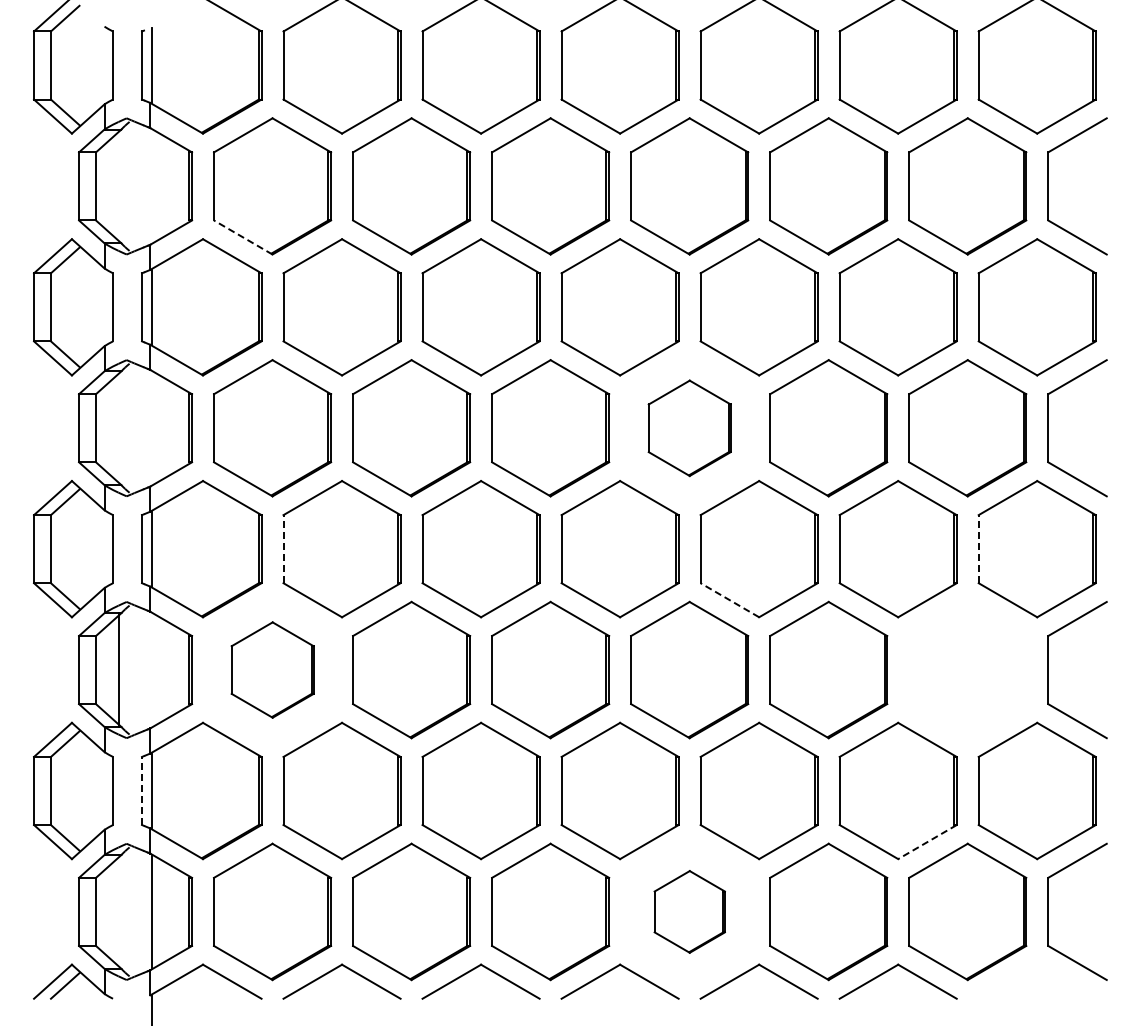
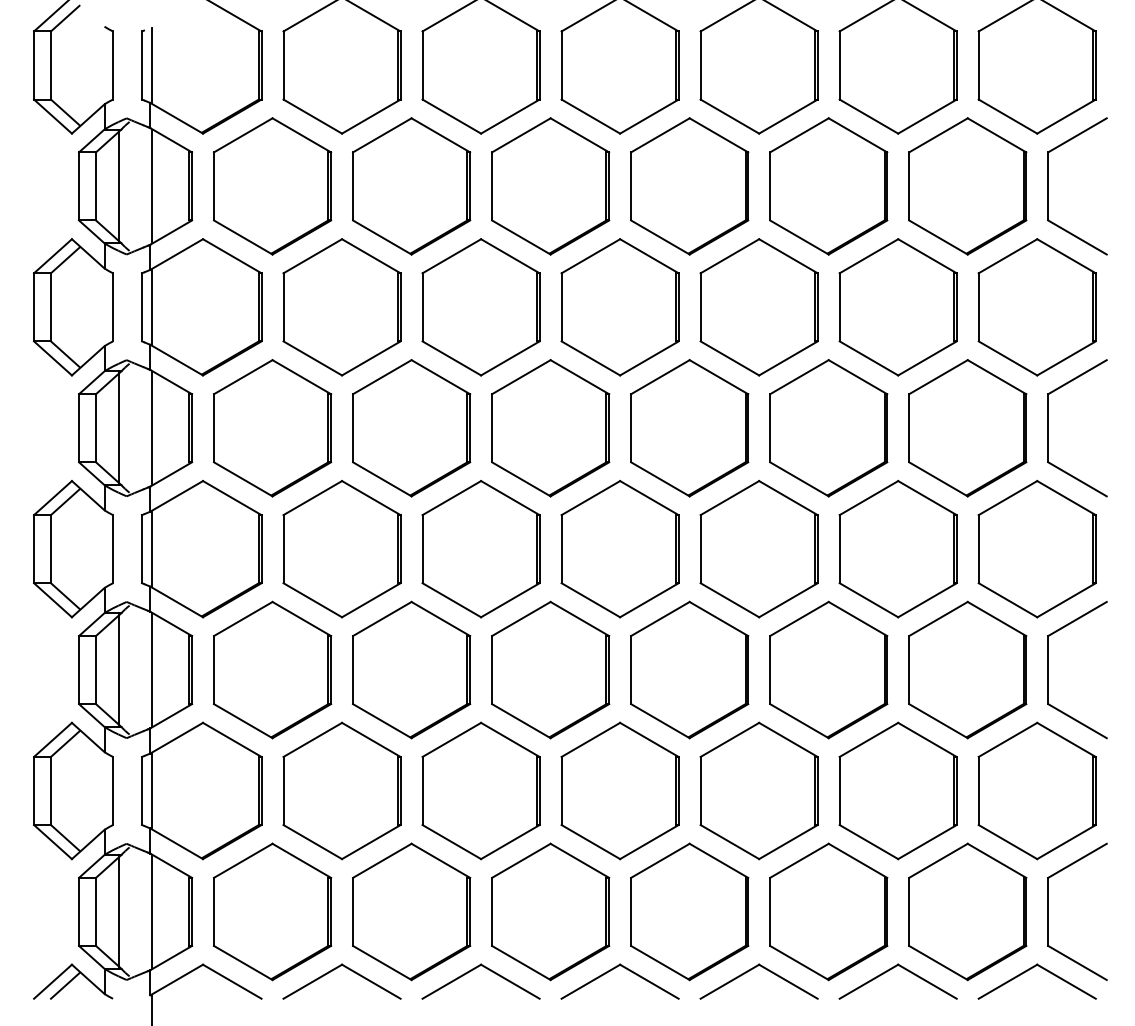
line: none -> present (118, 186)
line: none -> present (151, 186)
line: dashed -> solid (243, 237)
line: none -> present (118, 428)
line: none -> present (151, 428)
part size: 85x99 px -> 120x139 px (689, 428)
line: dashed -> solid (283, 548)
line: dashed -> solid (978, 548)
line: dashed -> solid (729, 600)
part size: 85x98 px -> 120x140 px (272, 669)
part: none -> present (967, 669)
line: none -> present (151, 670)
line: dashed -> solid (142, 790)
line: dashed -> solid (927, 842)
line: none -> present (118, 911)
part size: 73x84 px -> 120x140 px (689, 911)
part: none -> present (1031, 969)
